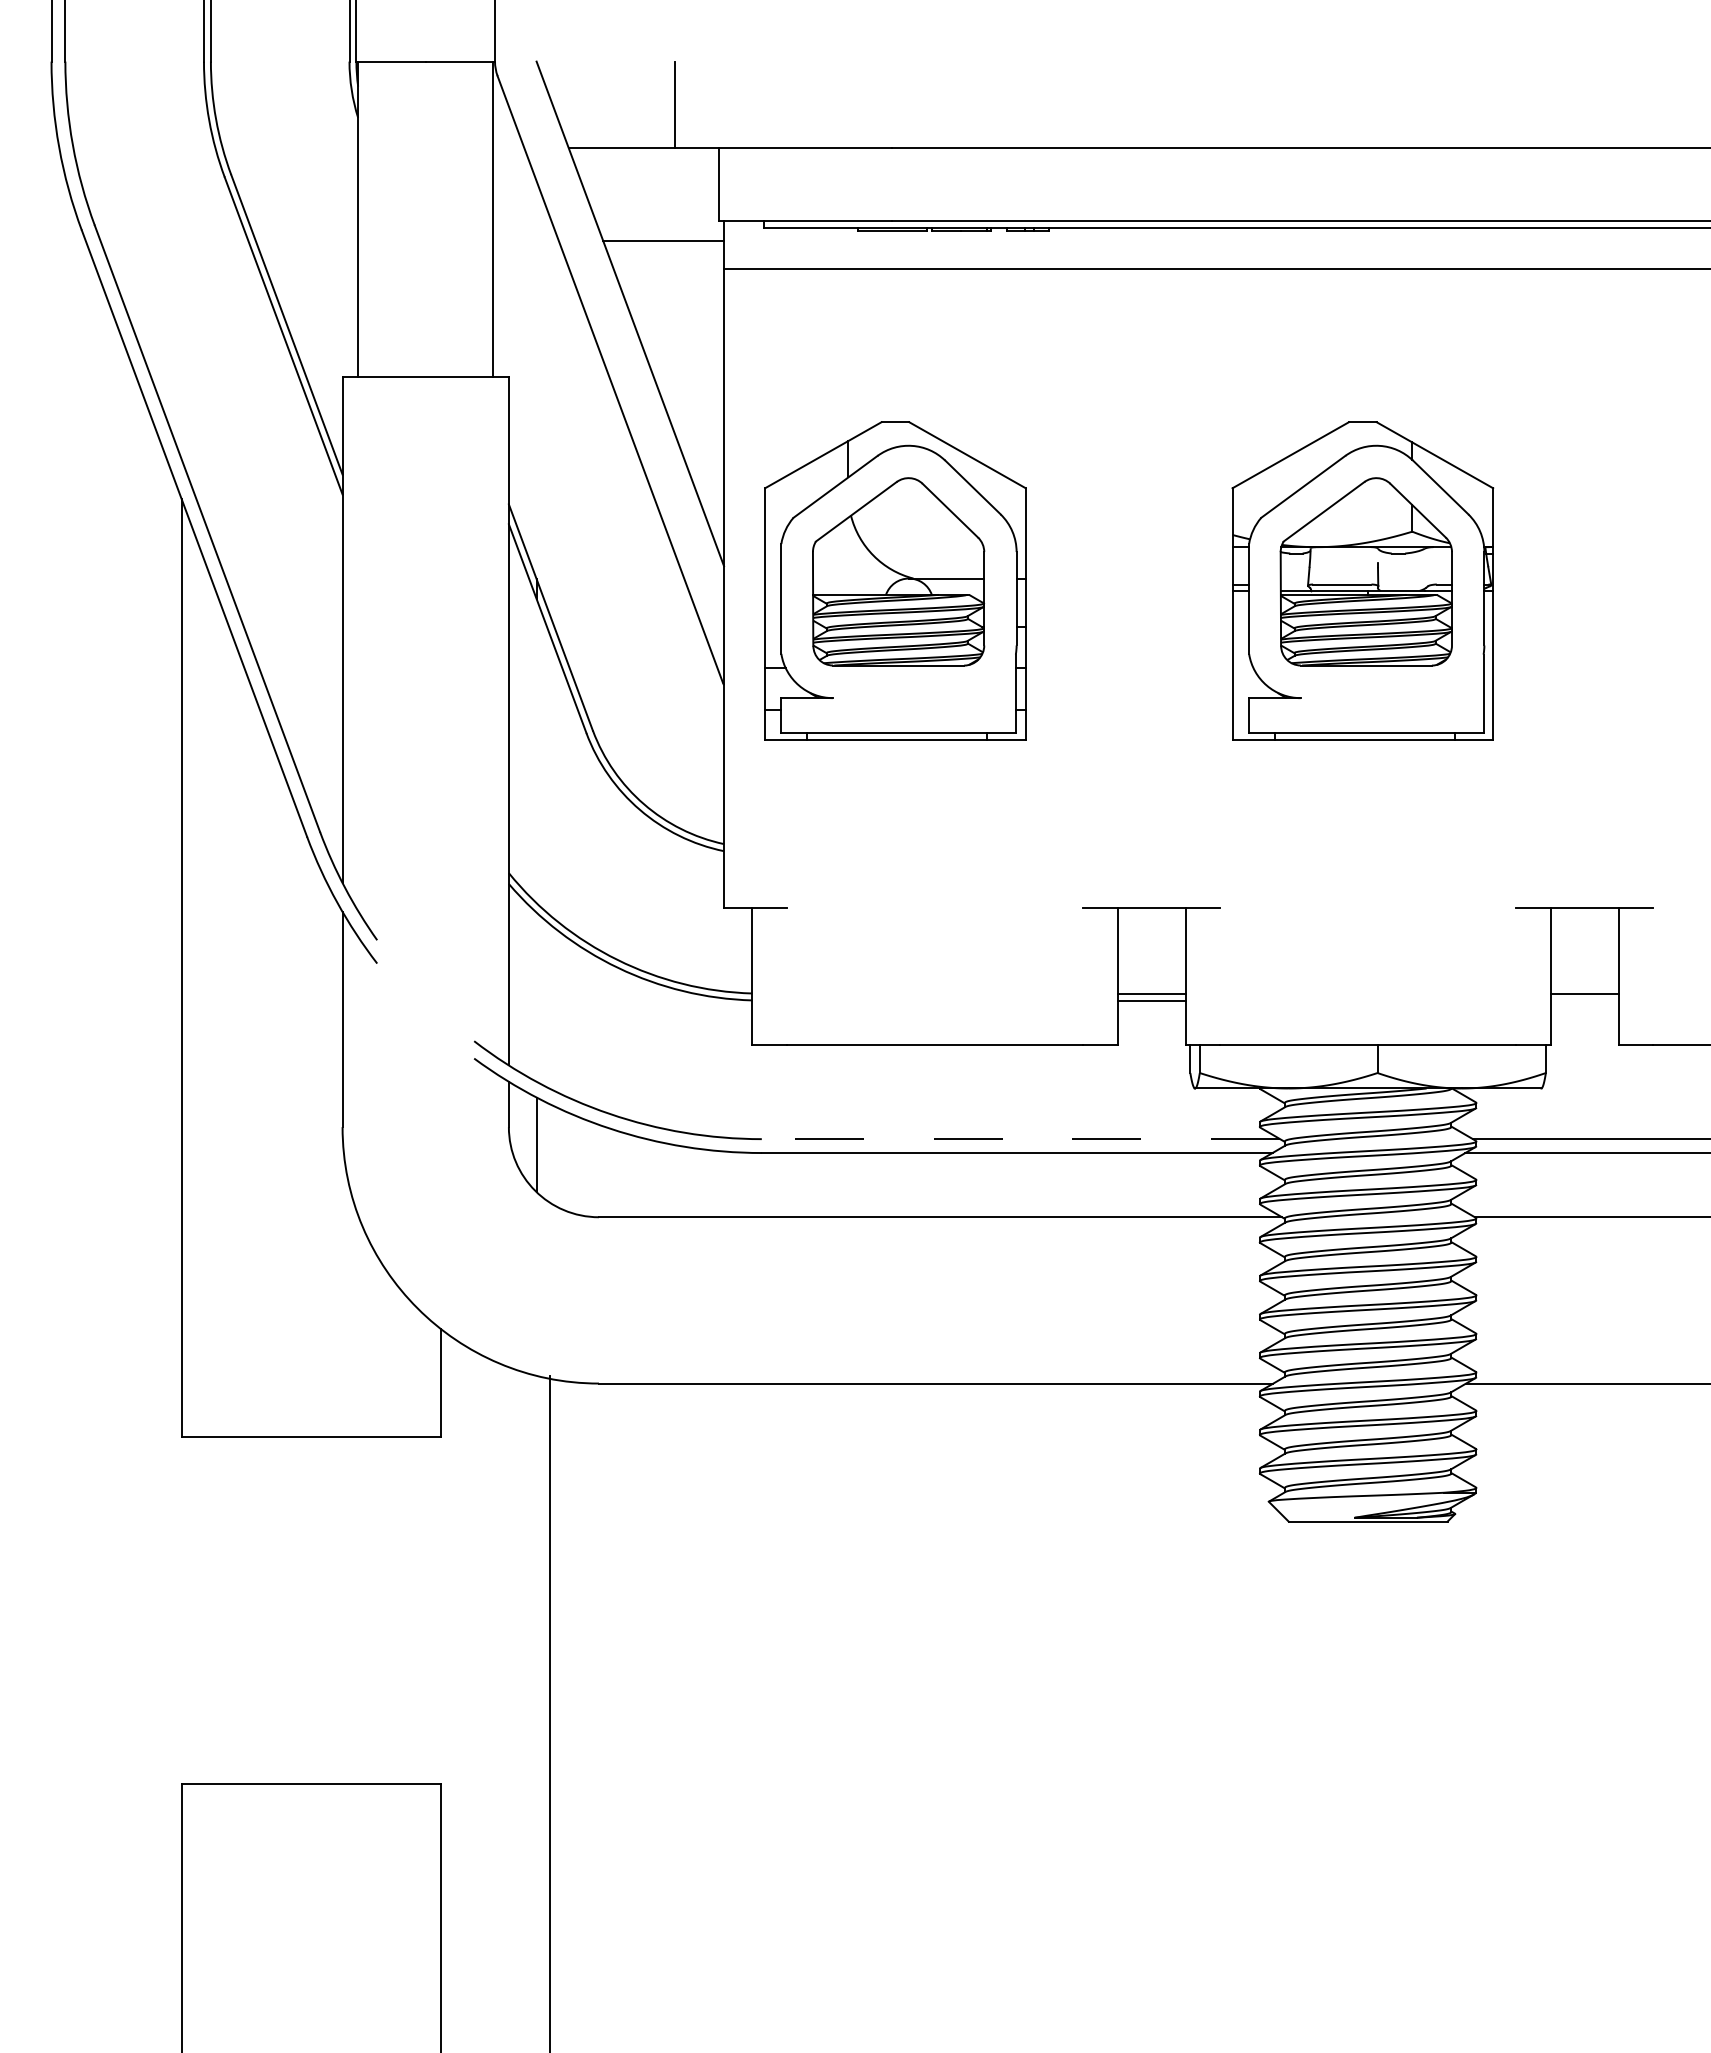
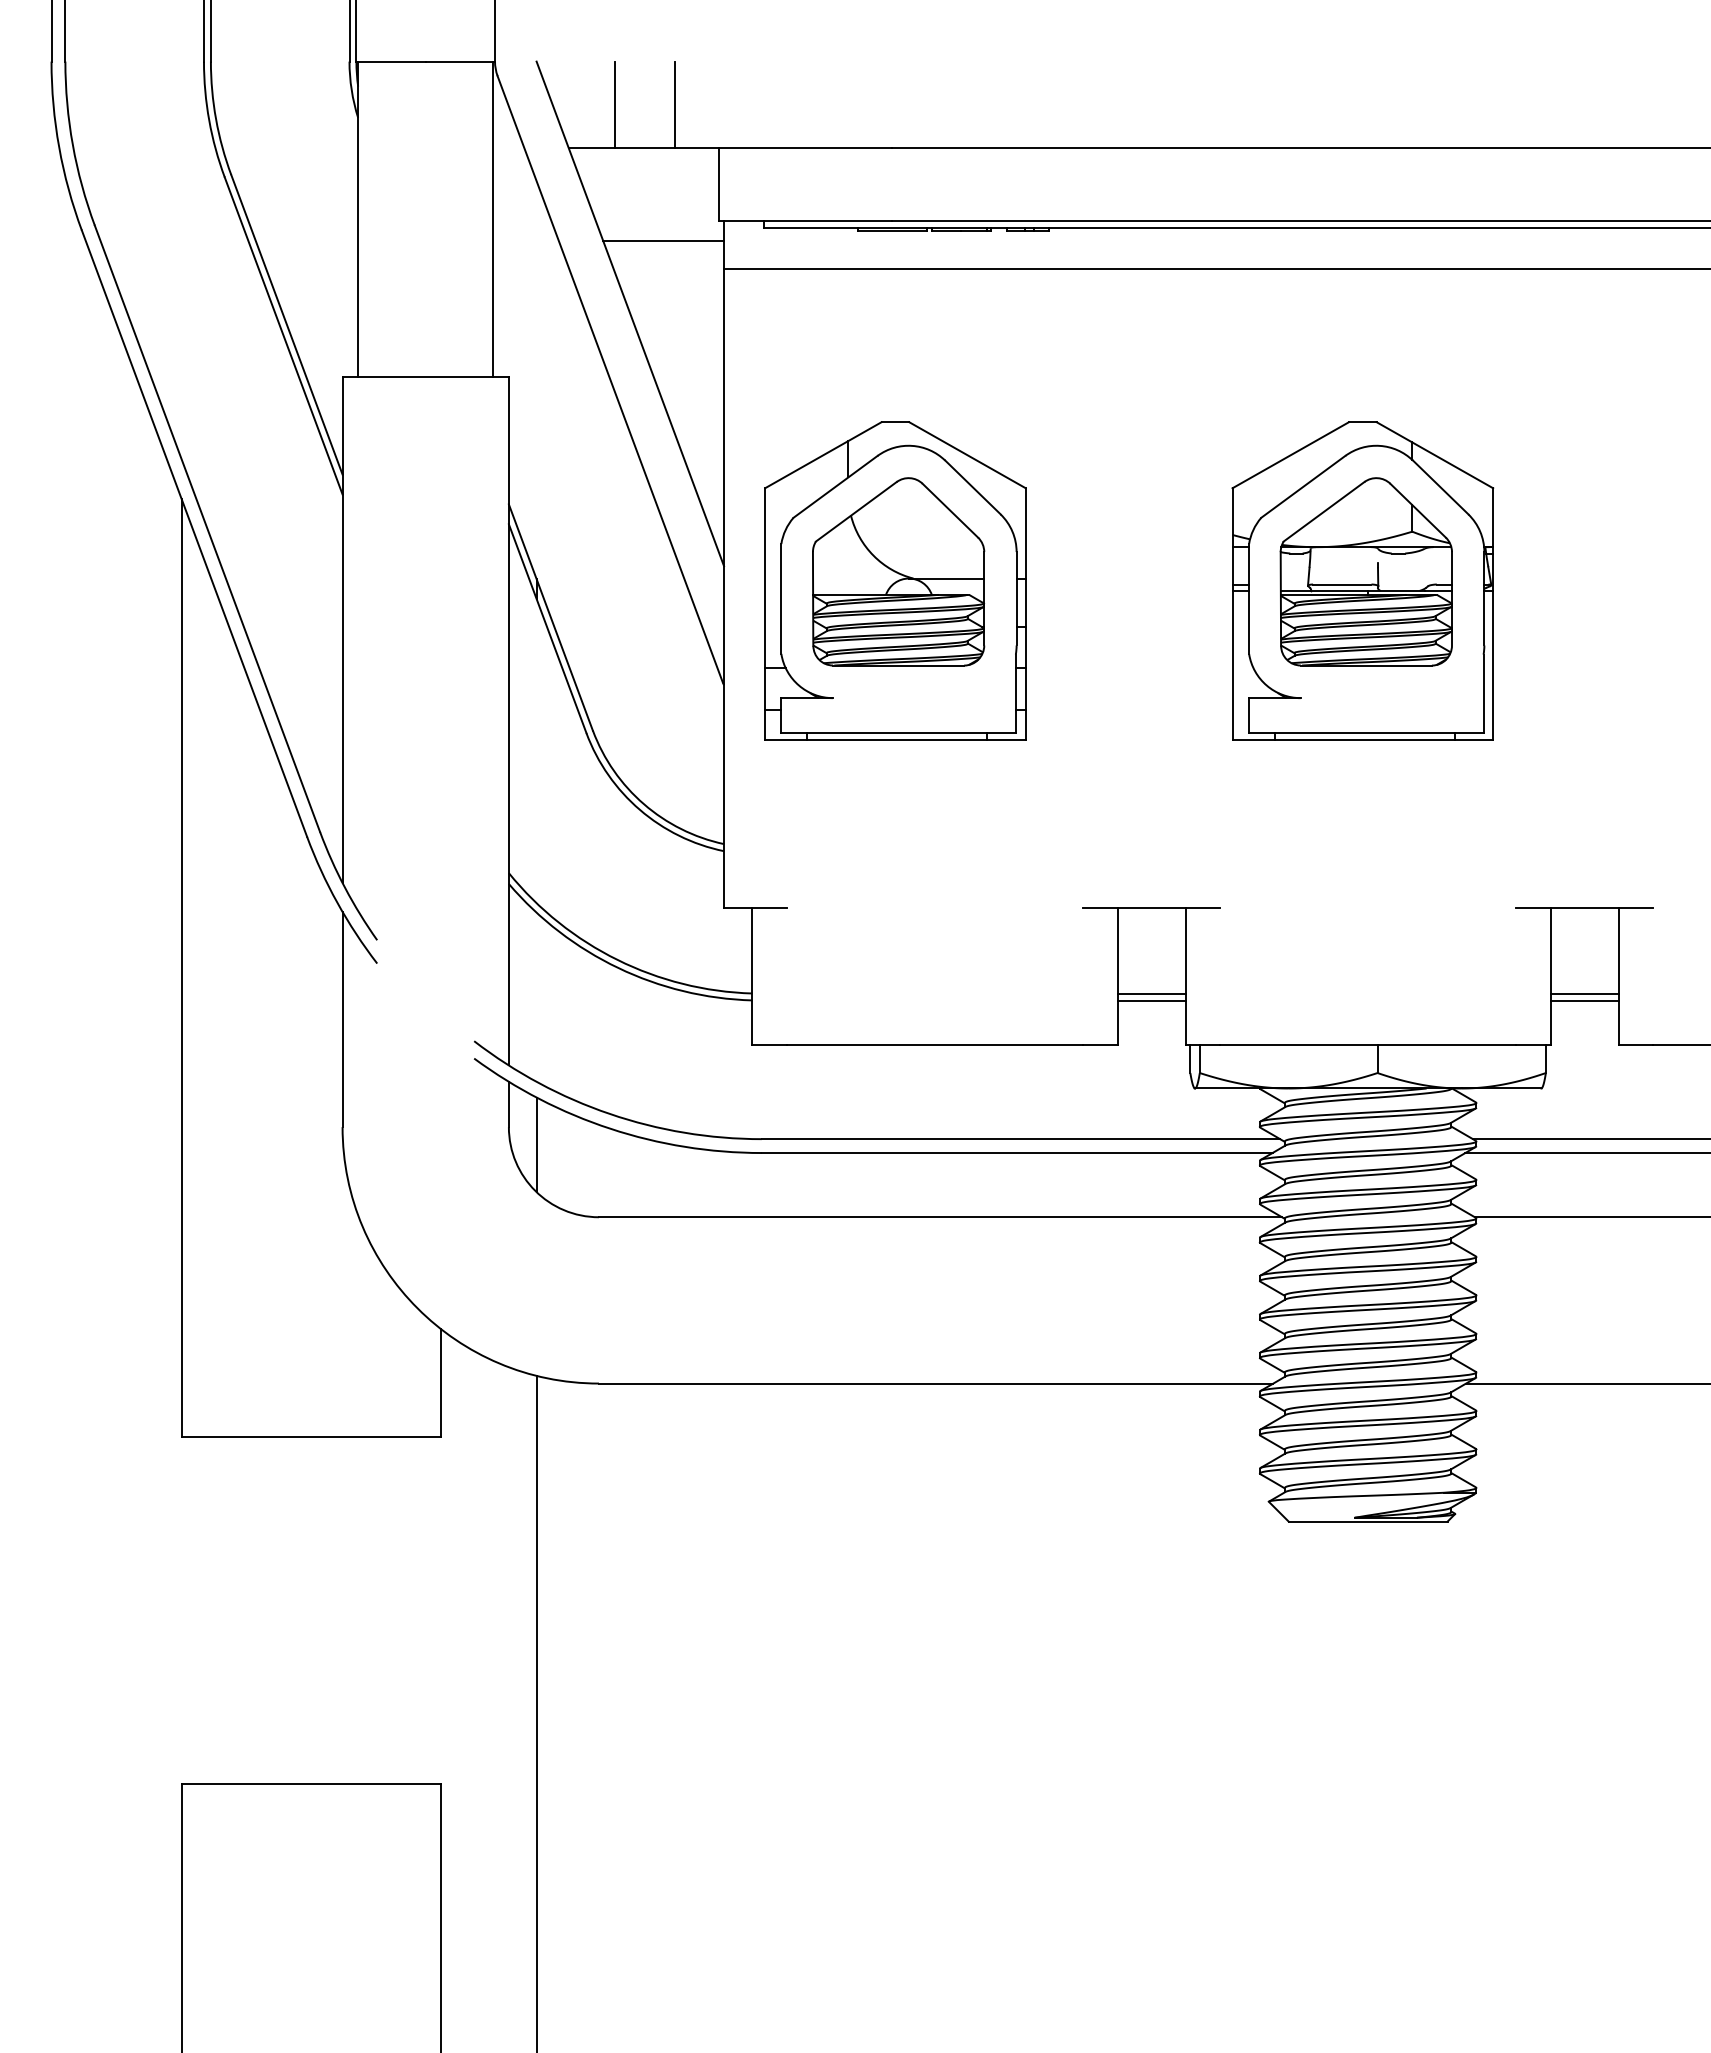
line: none -> present (614, 104)
line: none -> present (1584, 1000)
line: dashed -> solid (1020, 1139)
line position: (549, 1712) -> (536, 1712) (536, 1712)
